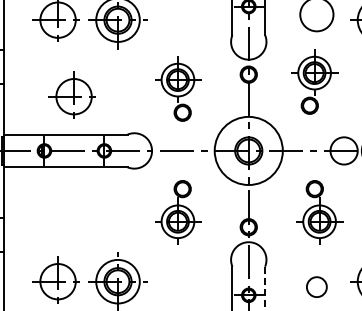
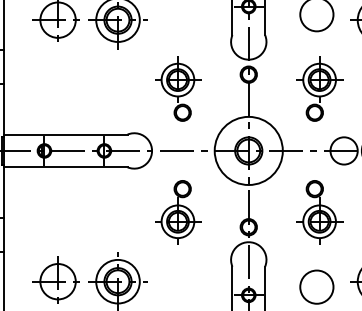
part position: (314, 81) -> (319, 88) (319, 88)
part: present -> none (71, 94)
circle diameter: 20 px -> 33 px (316, 286)
line: dashed -> solid (265, 288)
